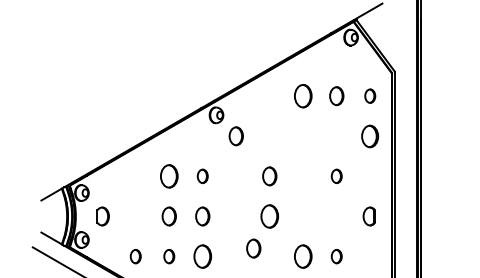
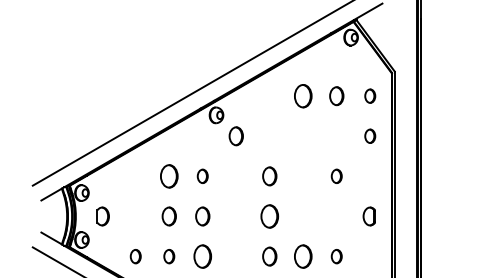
line: none -> present (191, 93)
part size: 19x25 px -> 13x16 px (370, 135)
part position: (253, 248) -> (269, 256) (269, 256)
